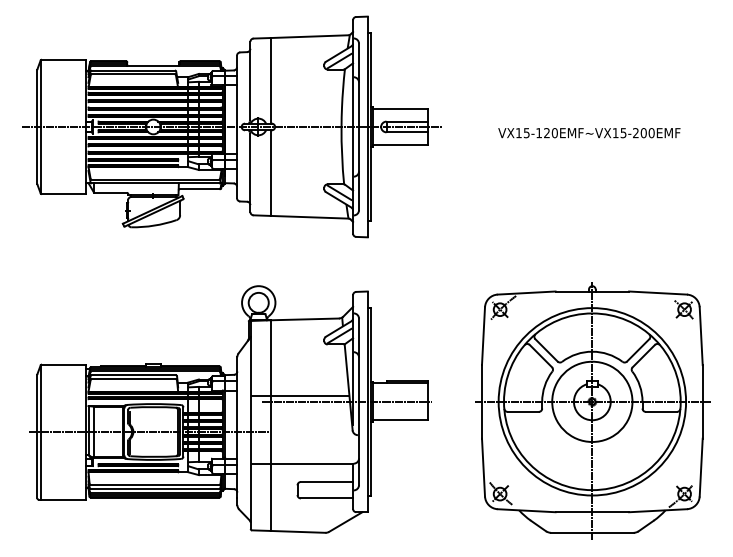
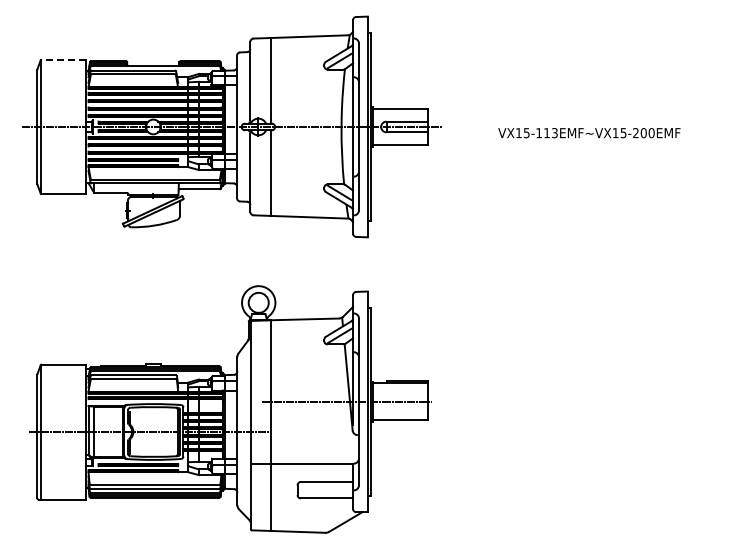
line: solid -> dashed (63, 59)
text: VX15-120EMF~VX15-200EMF -> VX15-113EMF~VX15-200EMF (550, 133)
line: present -> none (300, 396)
part: present -> none (592, 410)
